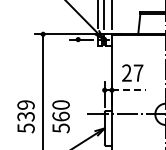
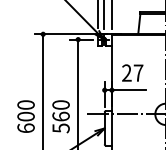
line: dashed -> solid (129, 90)
line: none -> present (78, 93)
text: 539 -> 600 (25, 116)
